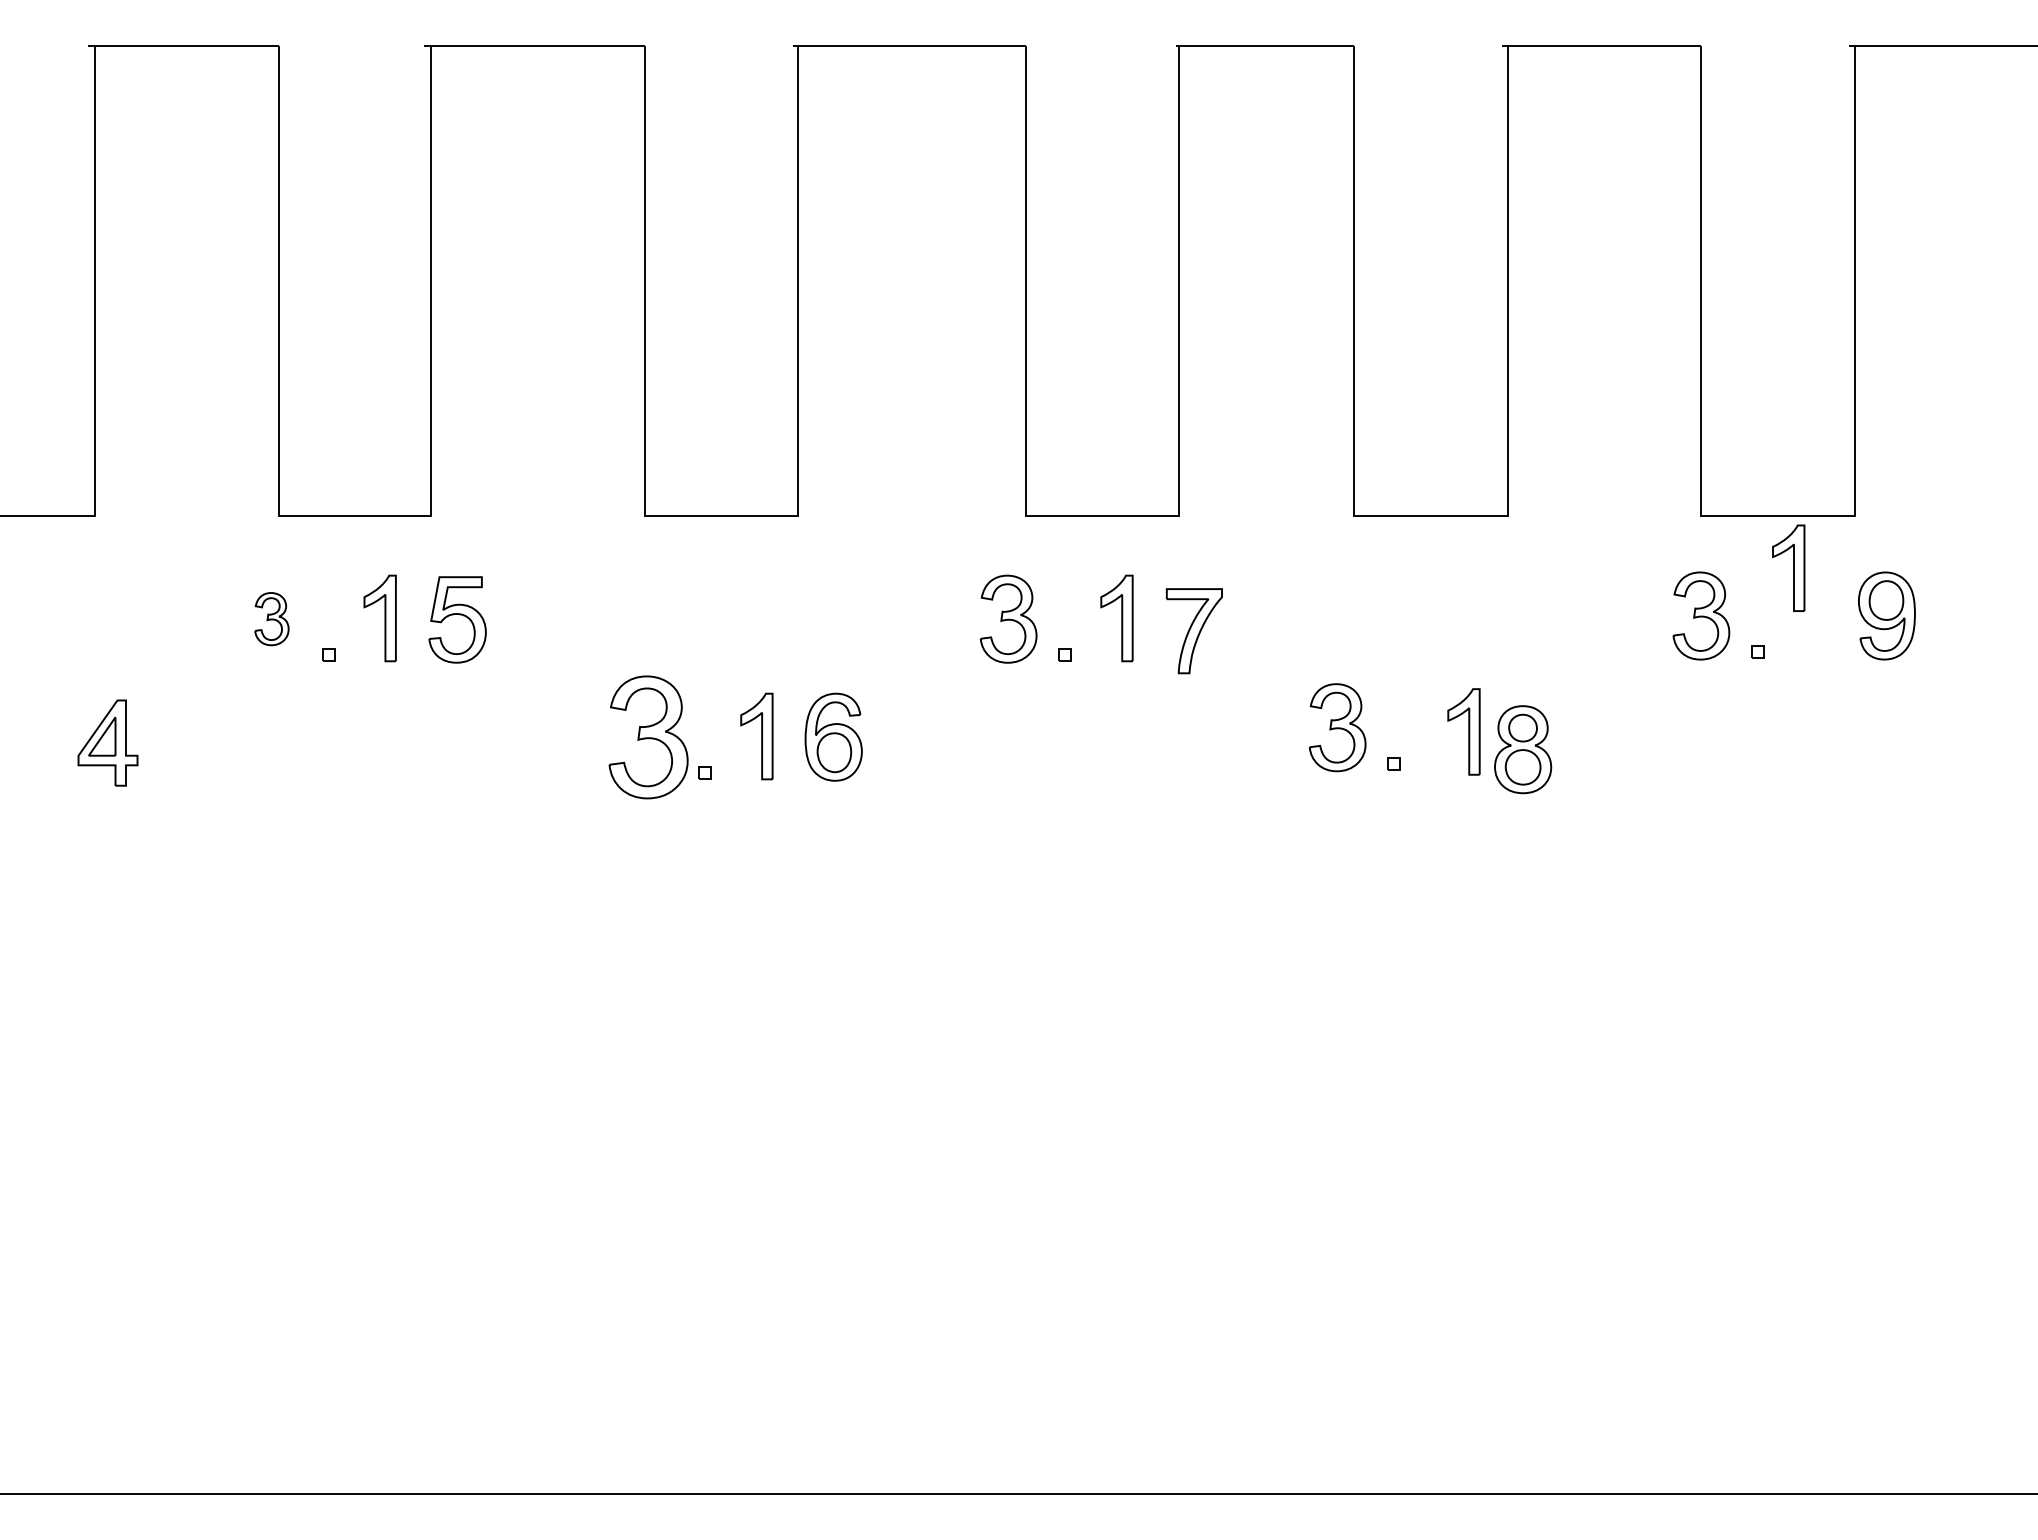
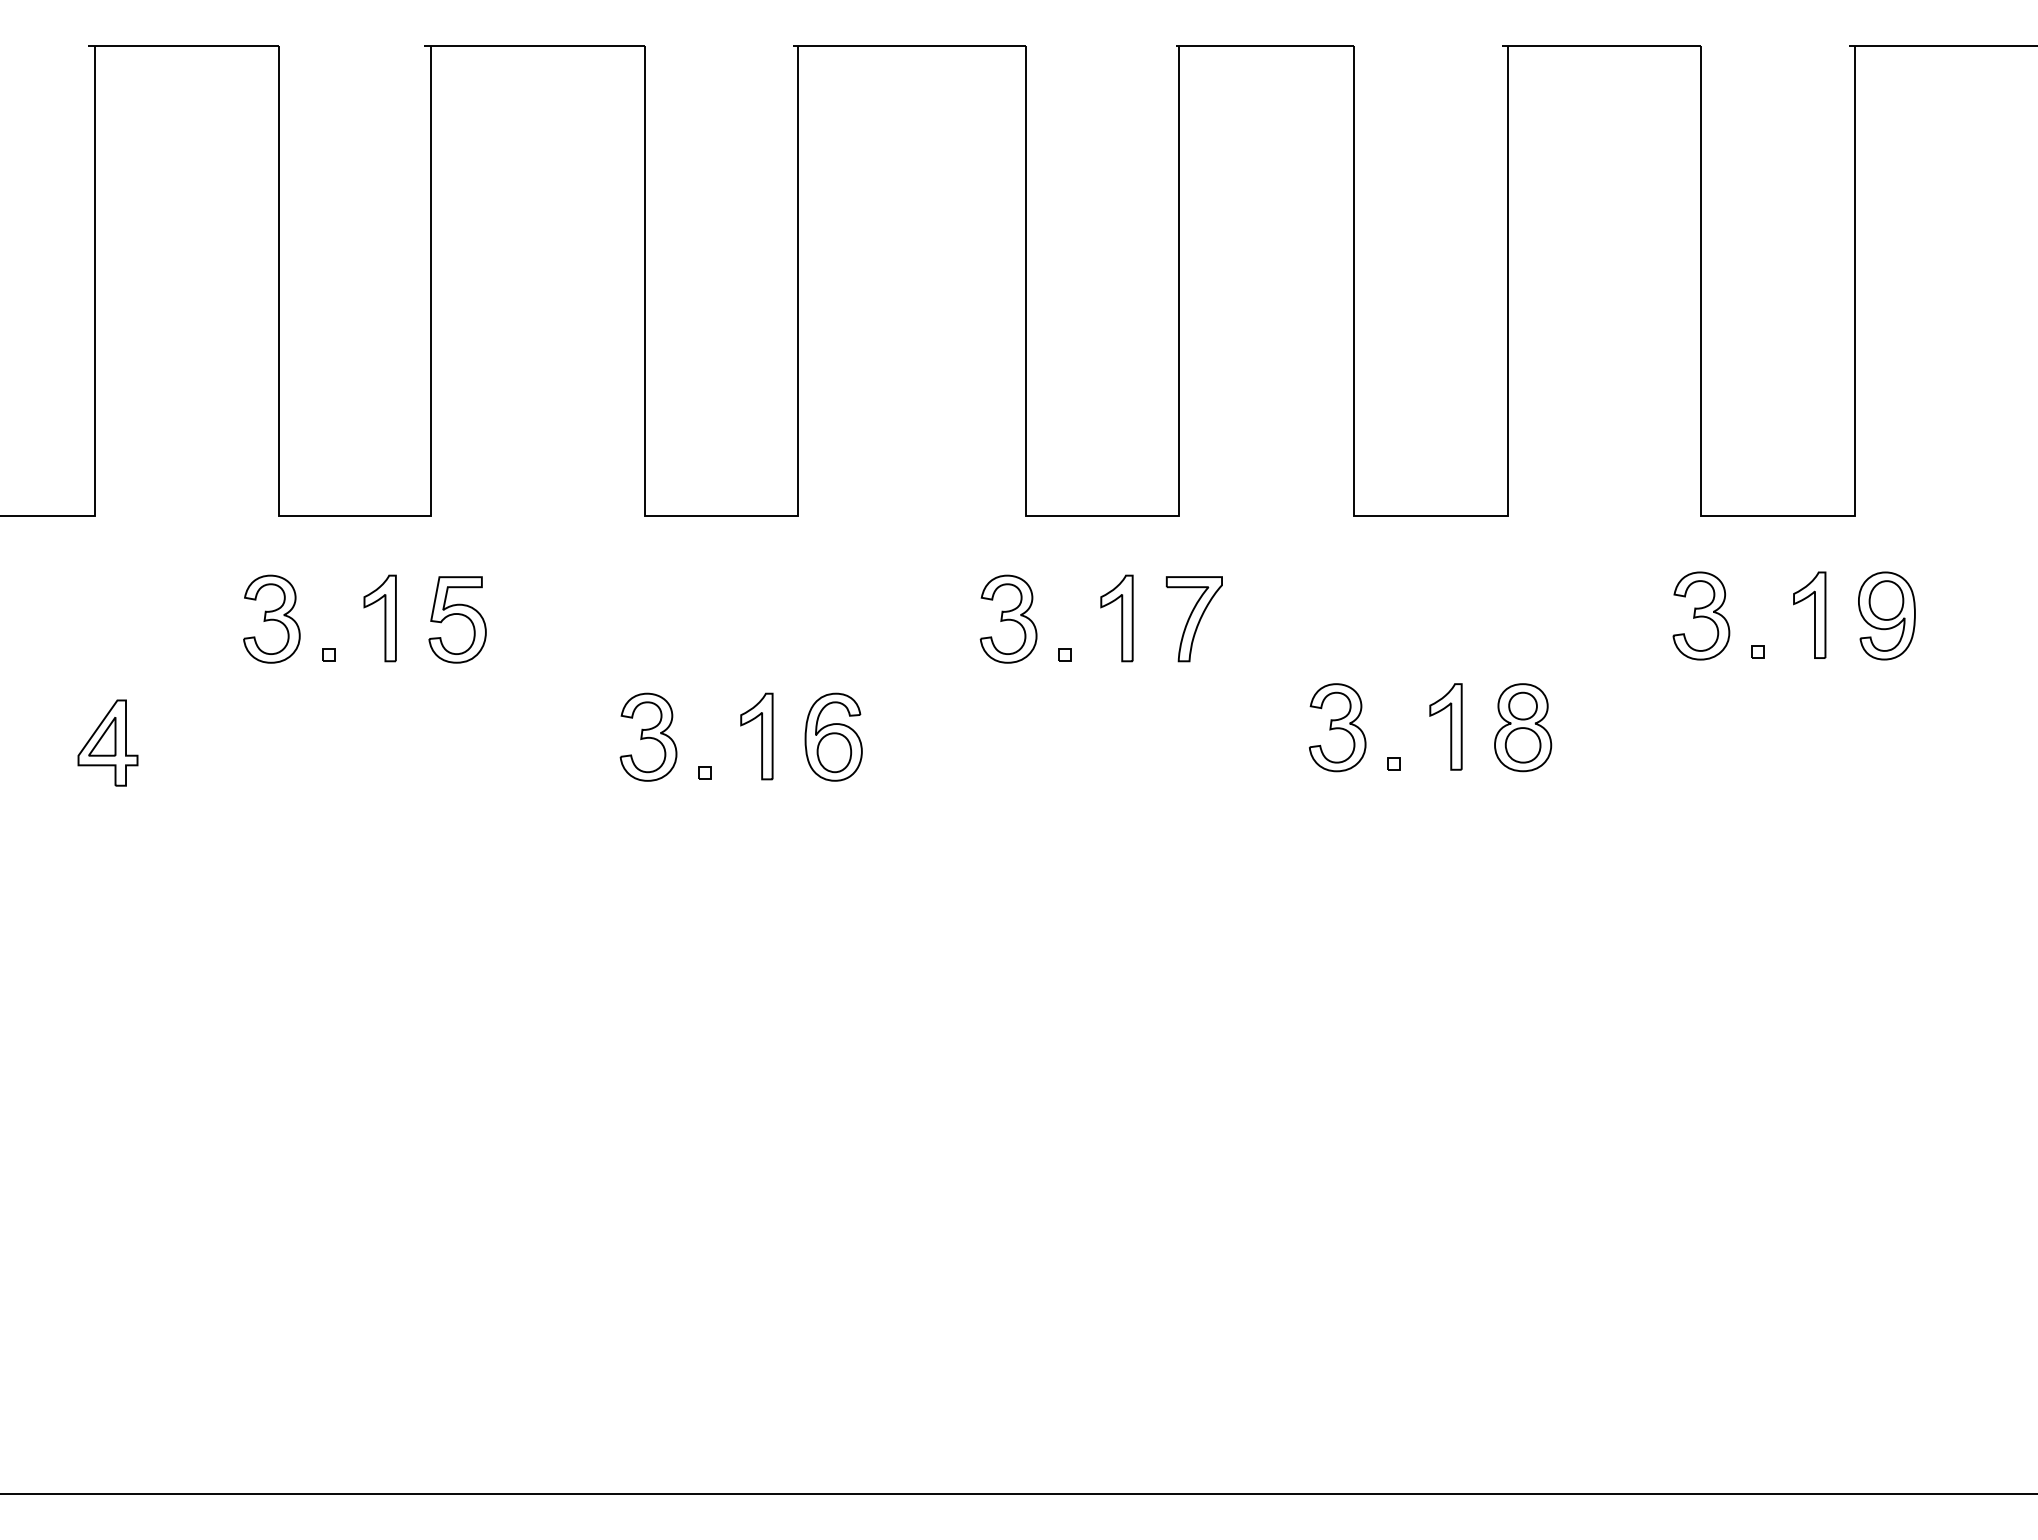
part position: (1788, 567) -> (1809, 614) (1809, 614)
part size: 36x55 px -> 58x90 px (271, 618)
part position: (1193, 631) -> (1193, 619) (1193, 619)
part position: (1463, 731) -> (1445, 726) (1445, 726)
part size: 81x125 px -> 59x90 px (648, 736)
part position: (1523, 749) -> (1523, 727) (1523, 727)
